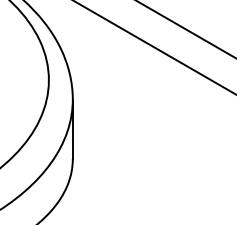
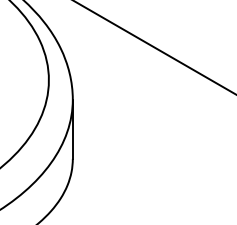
line: present -> none (185, 29)
